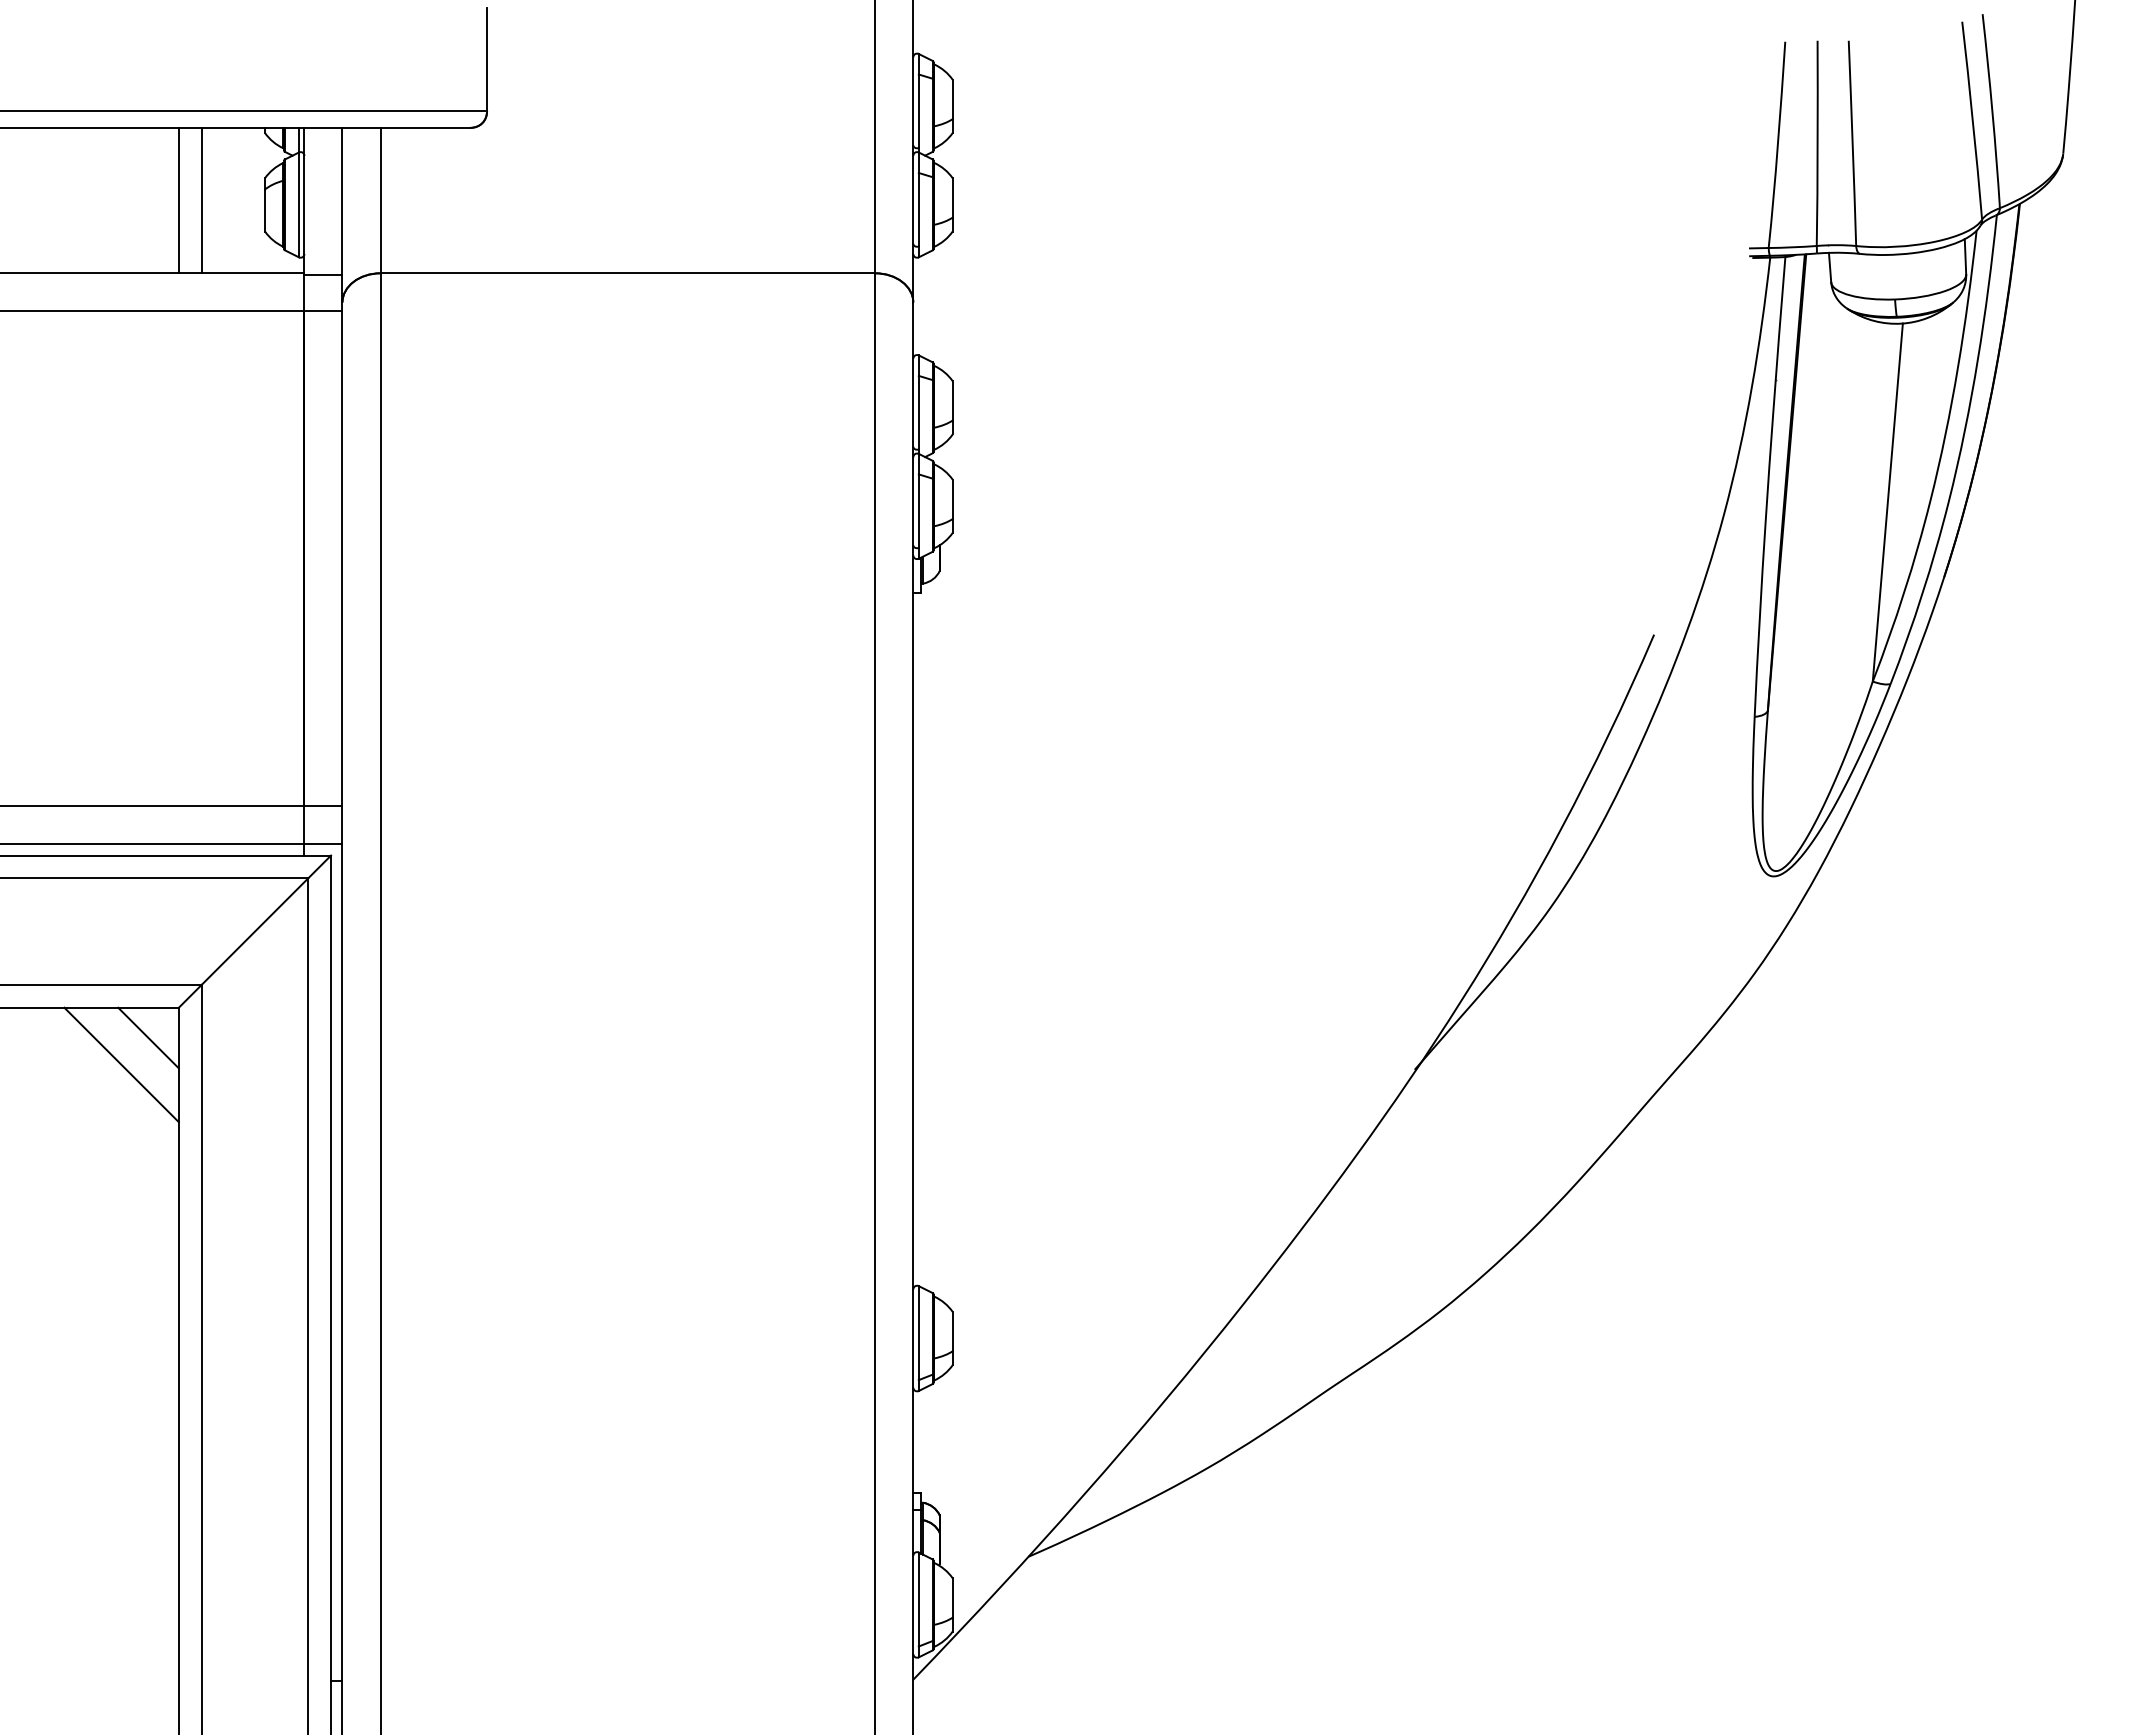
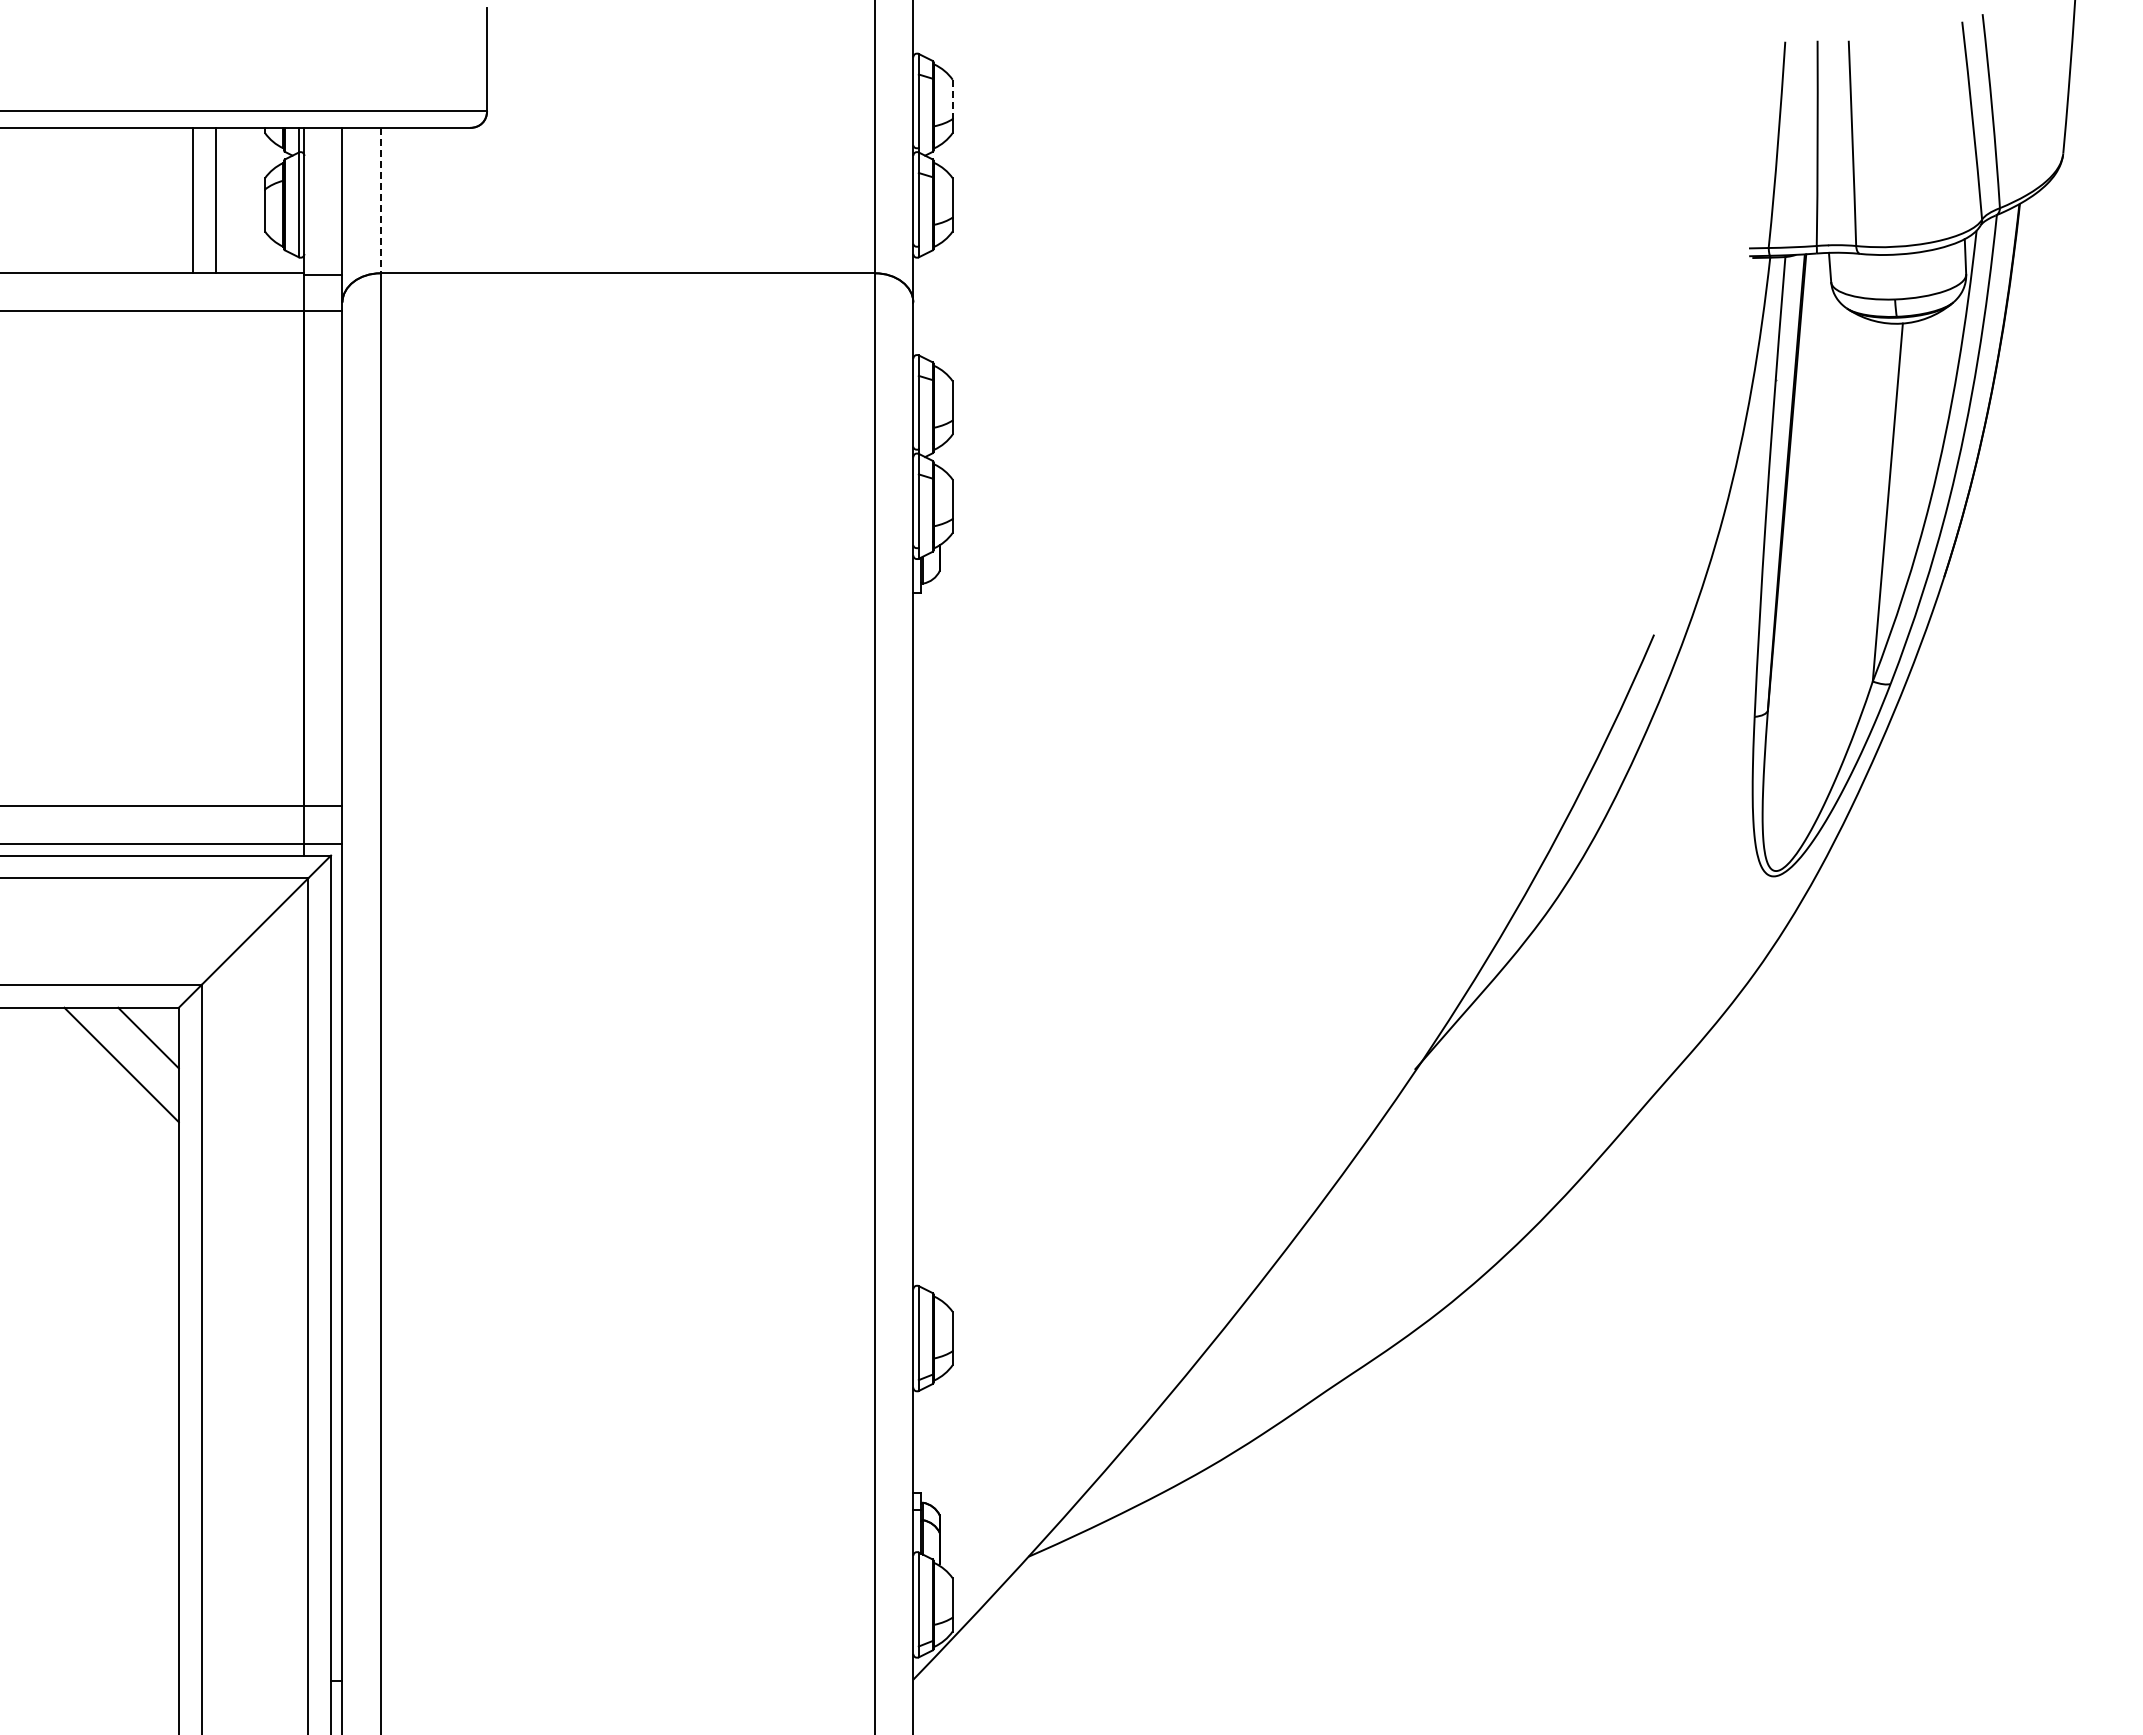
line: solid -> dashed (952, 99)
line position: (178, 200) -> (192, 200) (192, 200)
line position: (201, 200) -> (215, 200) (215, 200)
line: solid -> dashed (380, 200)
